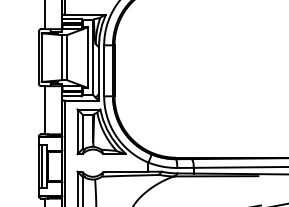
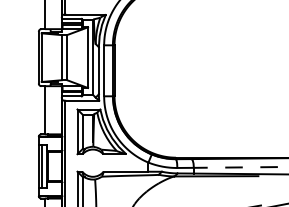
line: solid -> dashed (240, 167)
